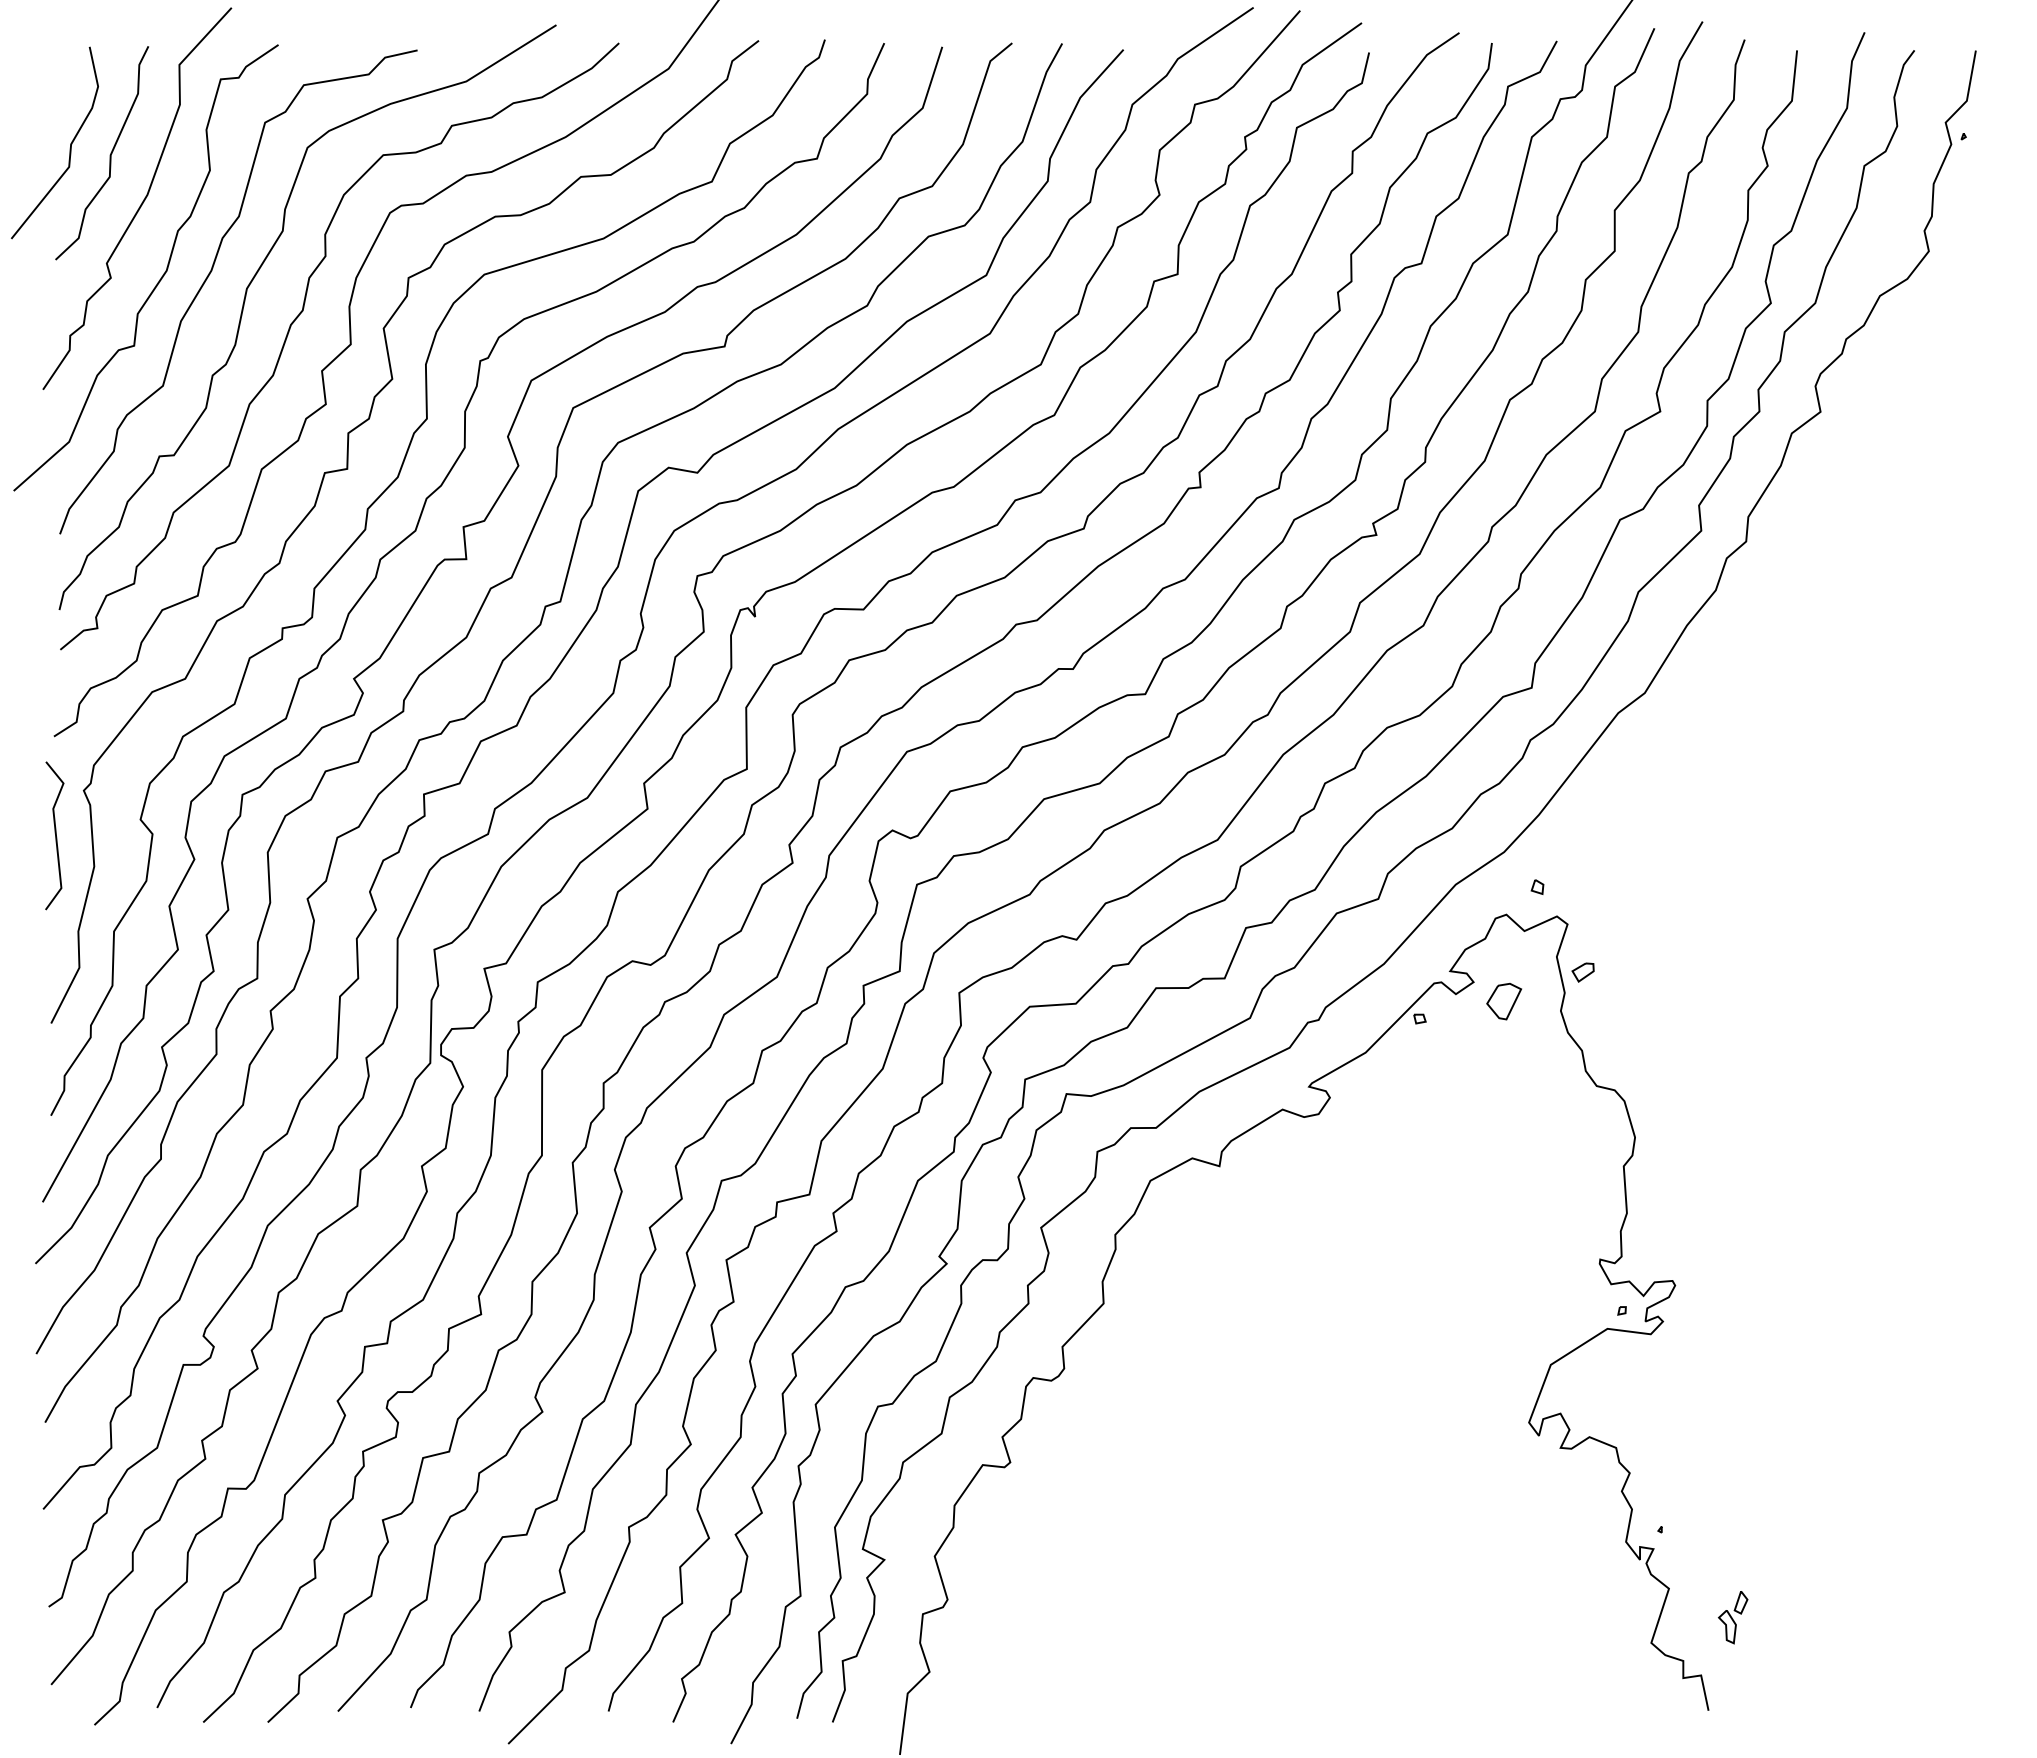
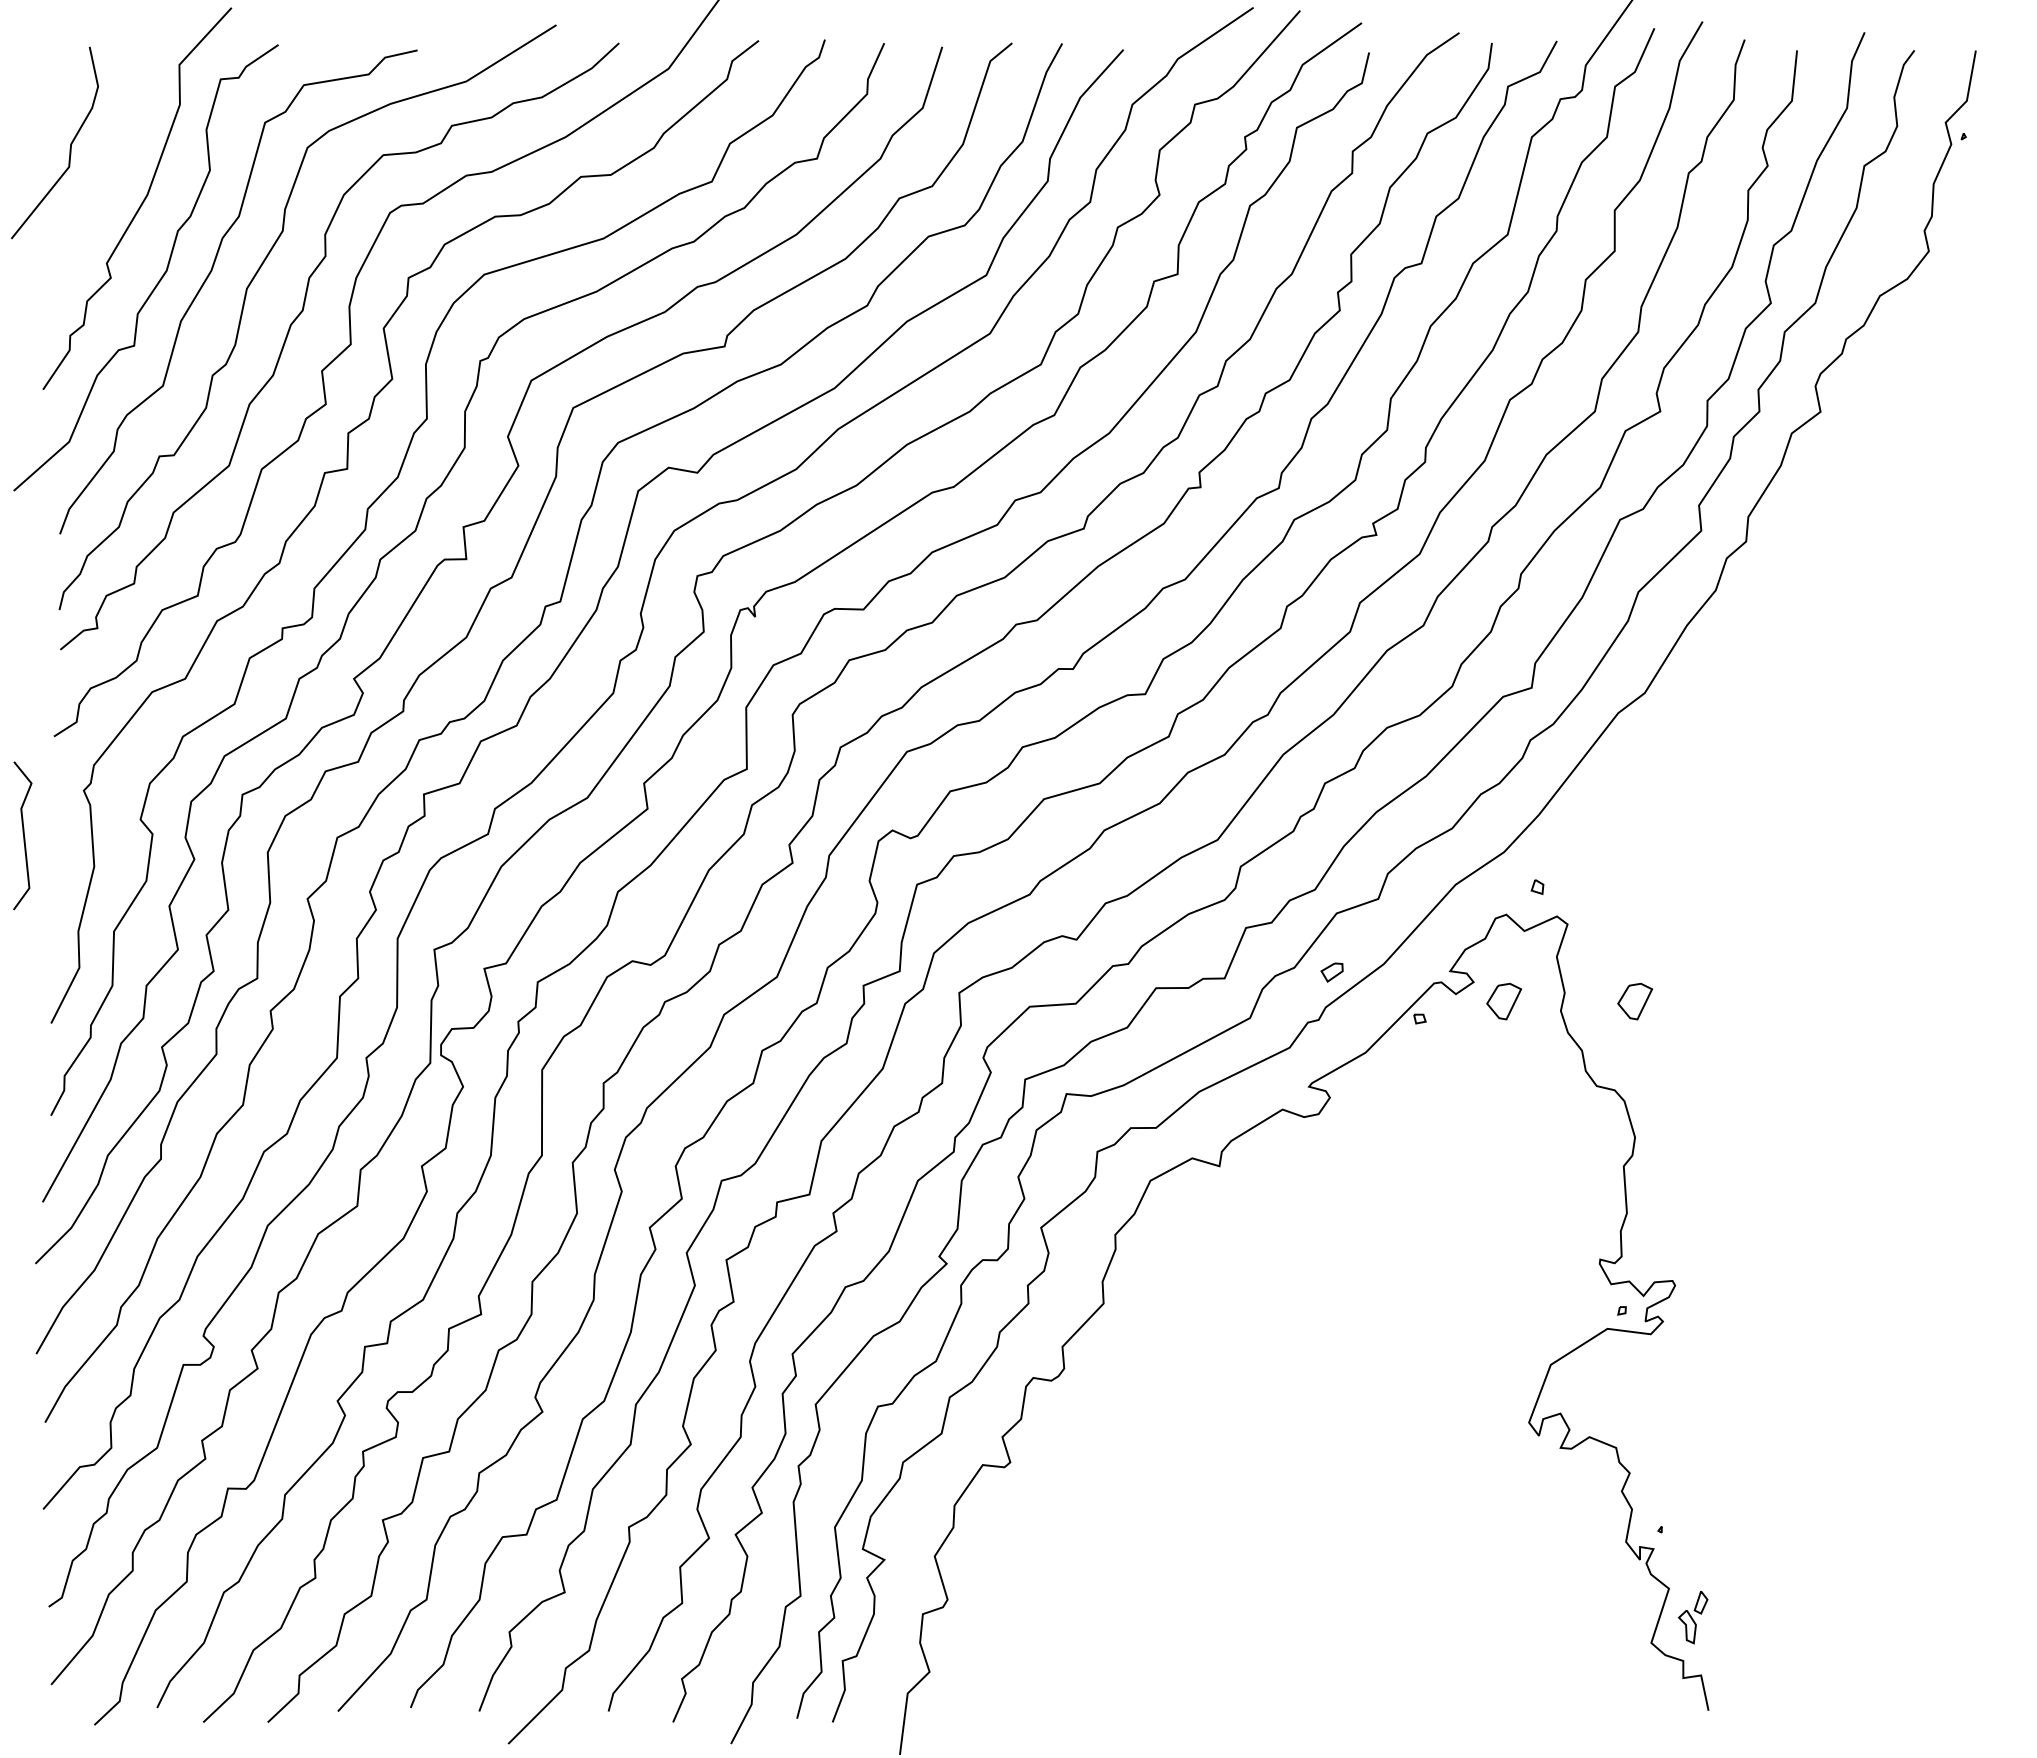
curve: present -> none (109, 155)
line position: (55, 835) -> (23, 835) (23, 835)
part position: (1582, 972) -> (1331, 972) (1331, 972)
part: none -> present (1634, 1001)
part position: (1732, 1617) -> (1692, 1617) (1692, 1617)
